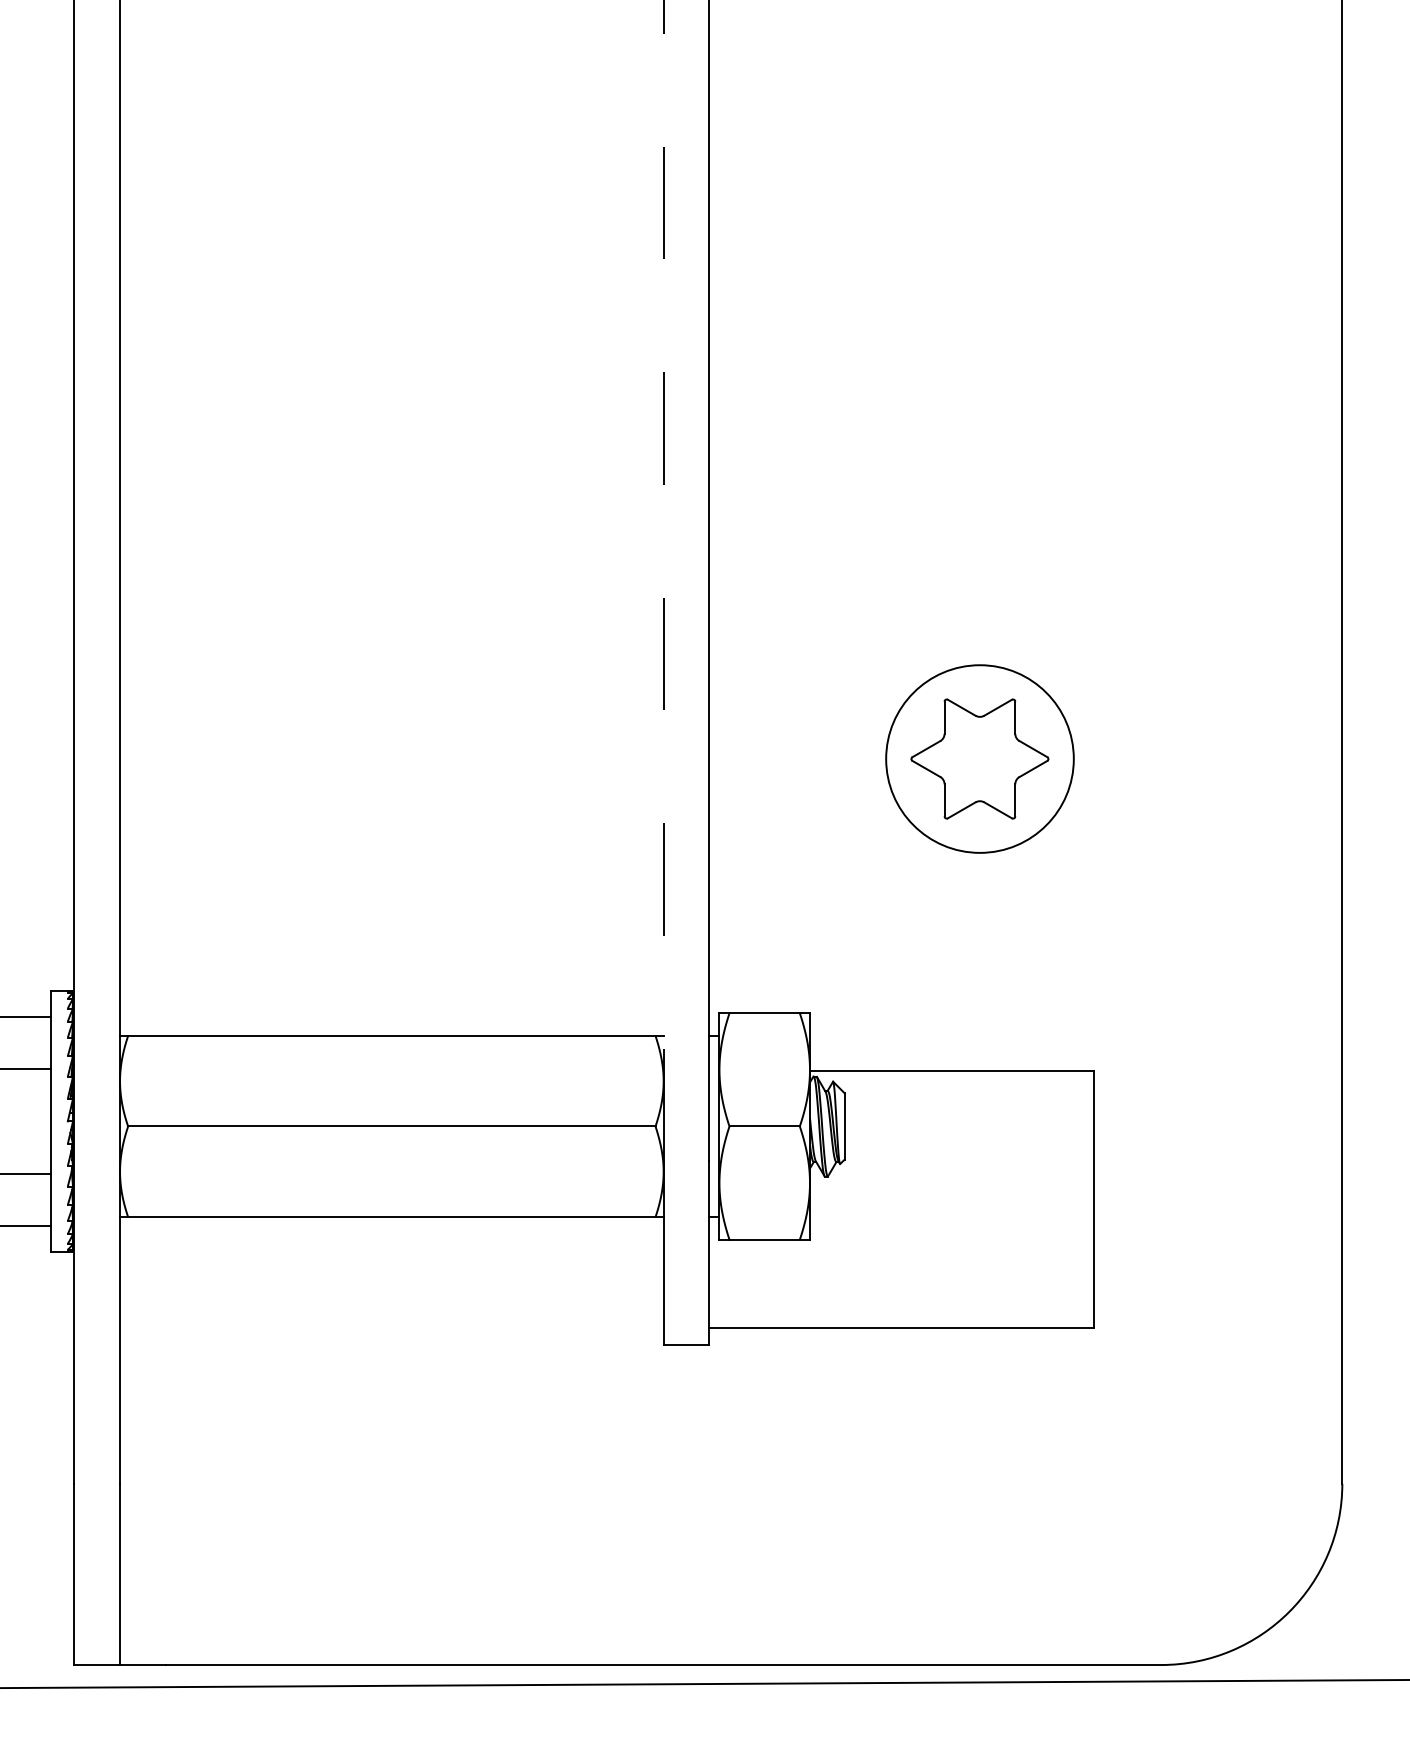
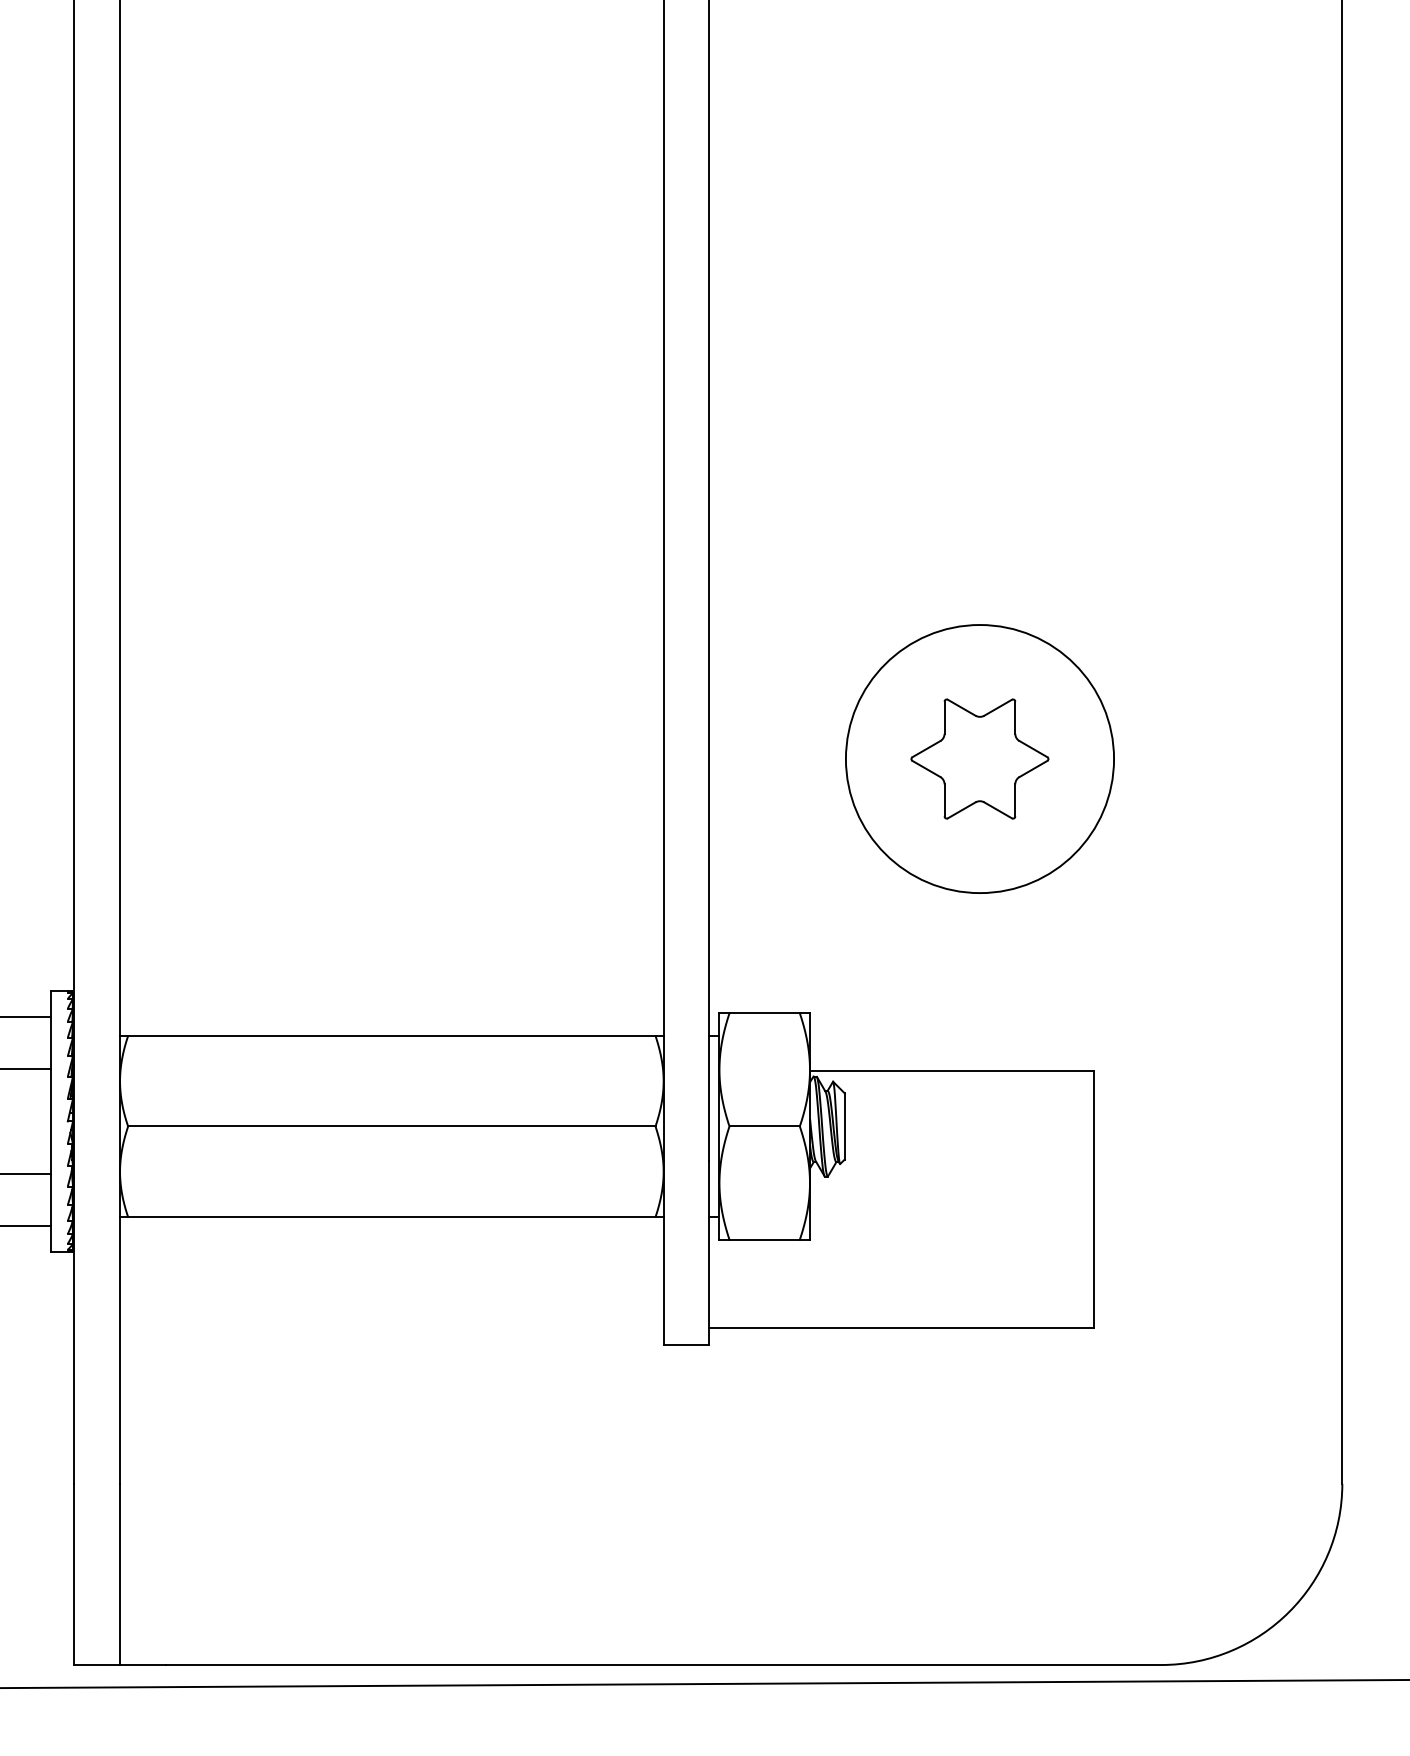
line: dashed -> solid (663, 580)
circle diameter: 188 px -> 268 px (979, 759)
